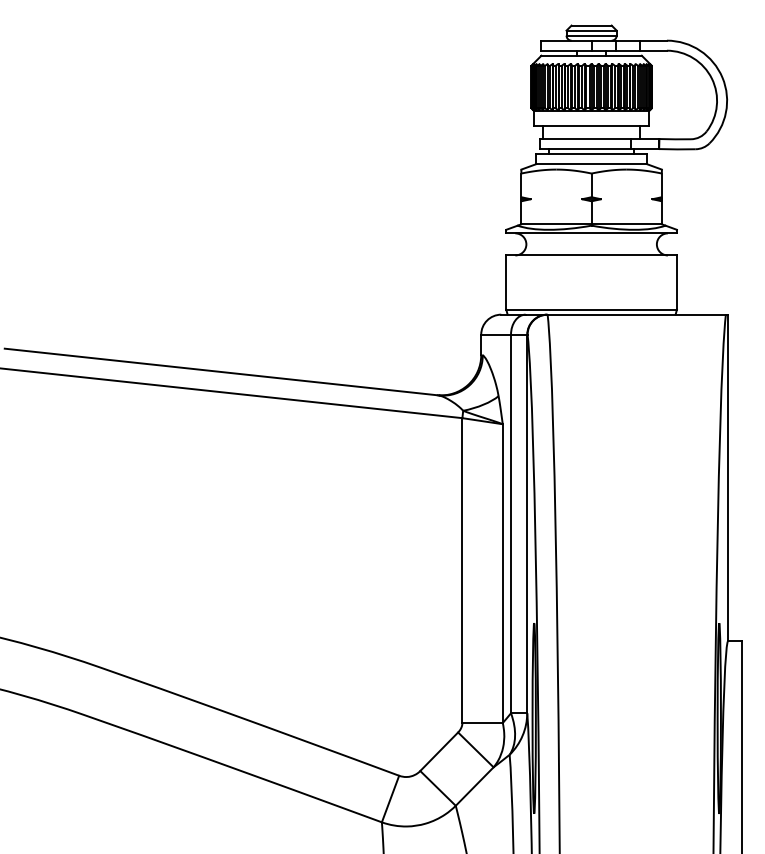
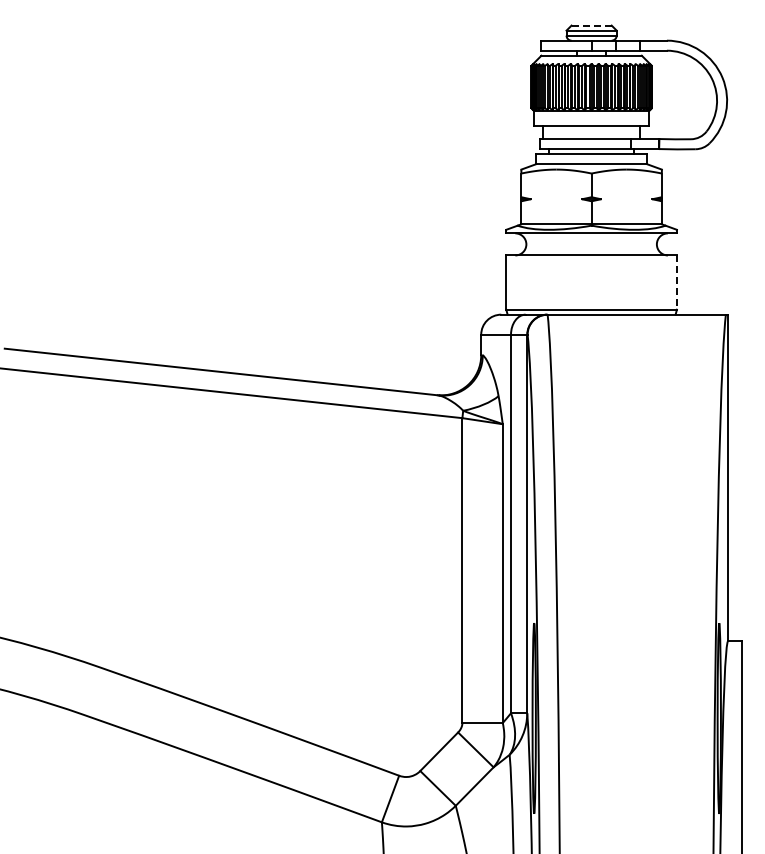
line: solid -> dashed (592, 25)
line: solid -> dashed (676, 283)
